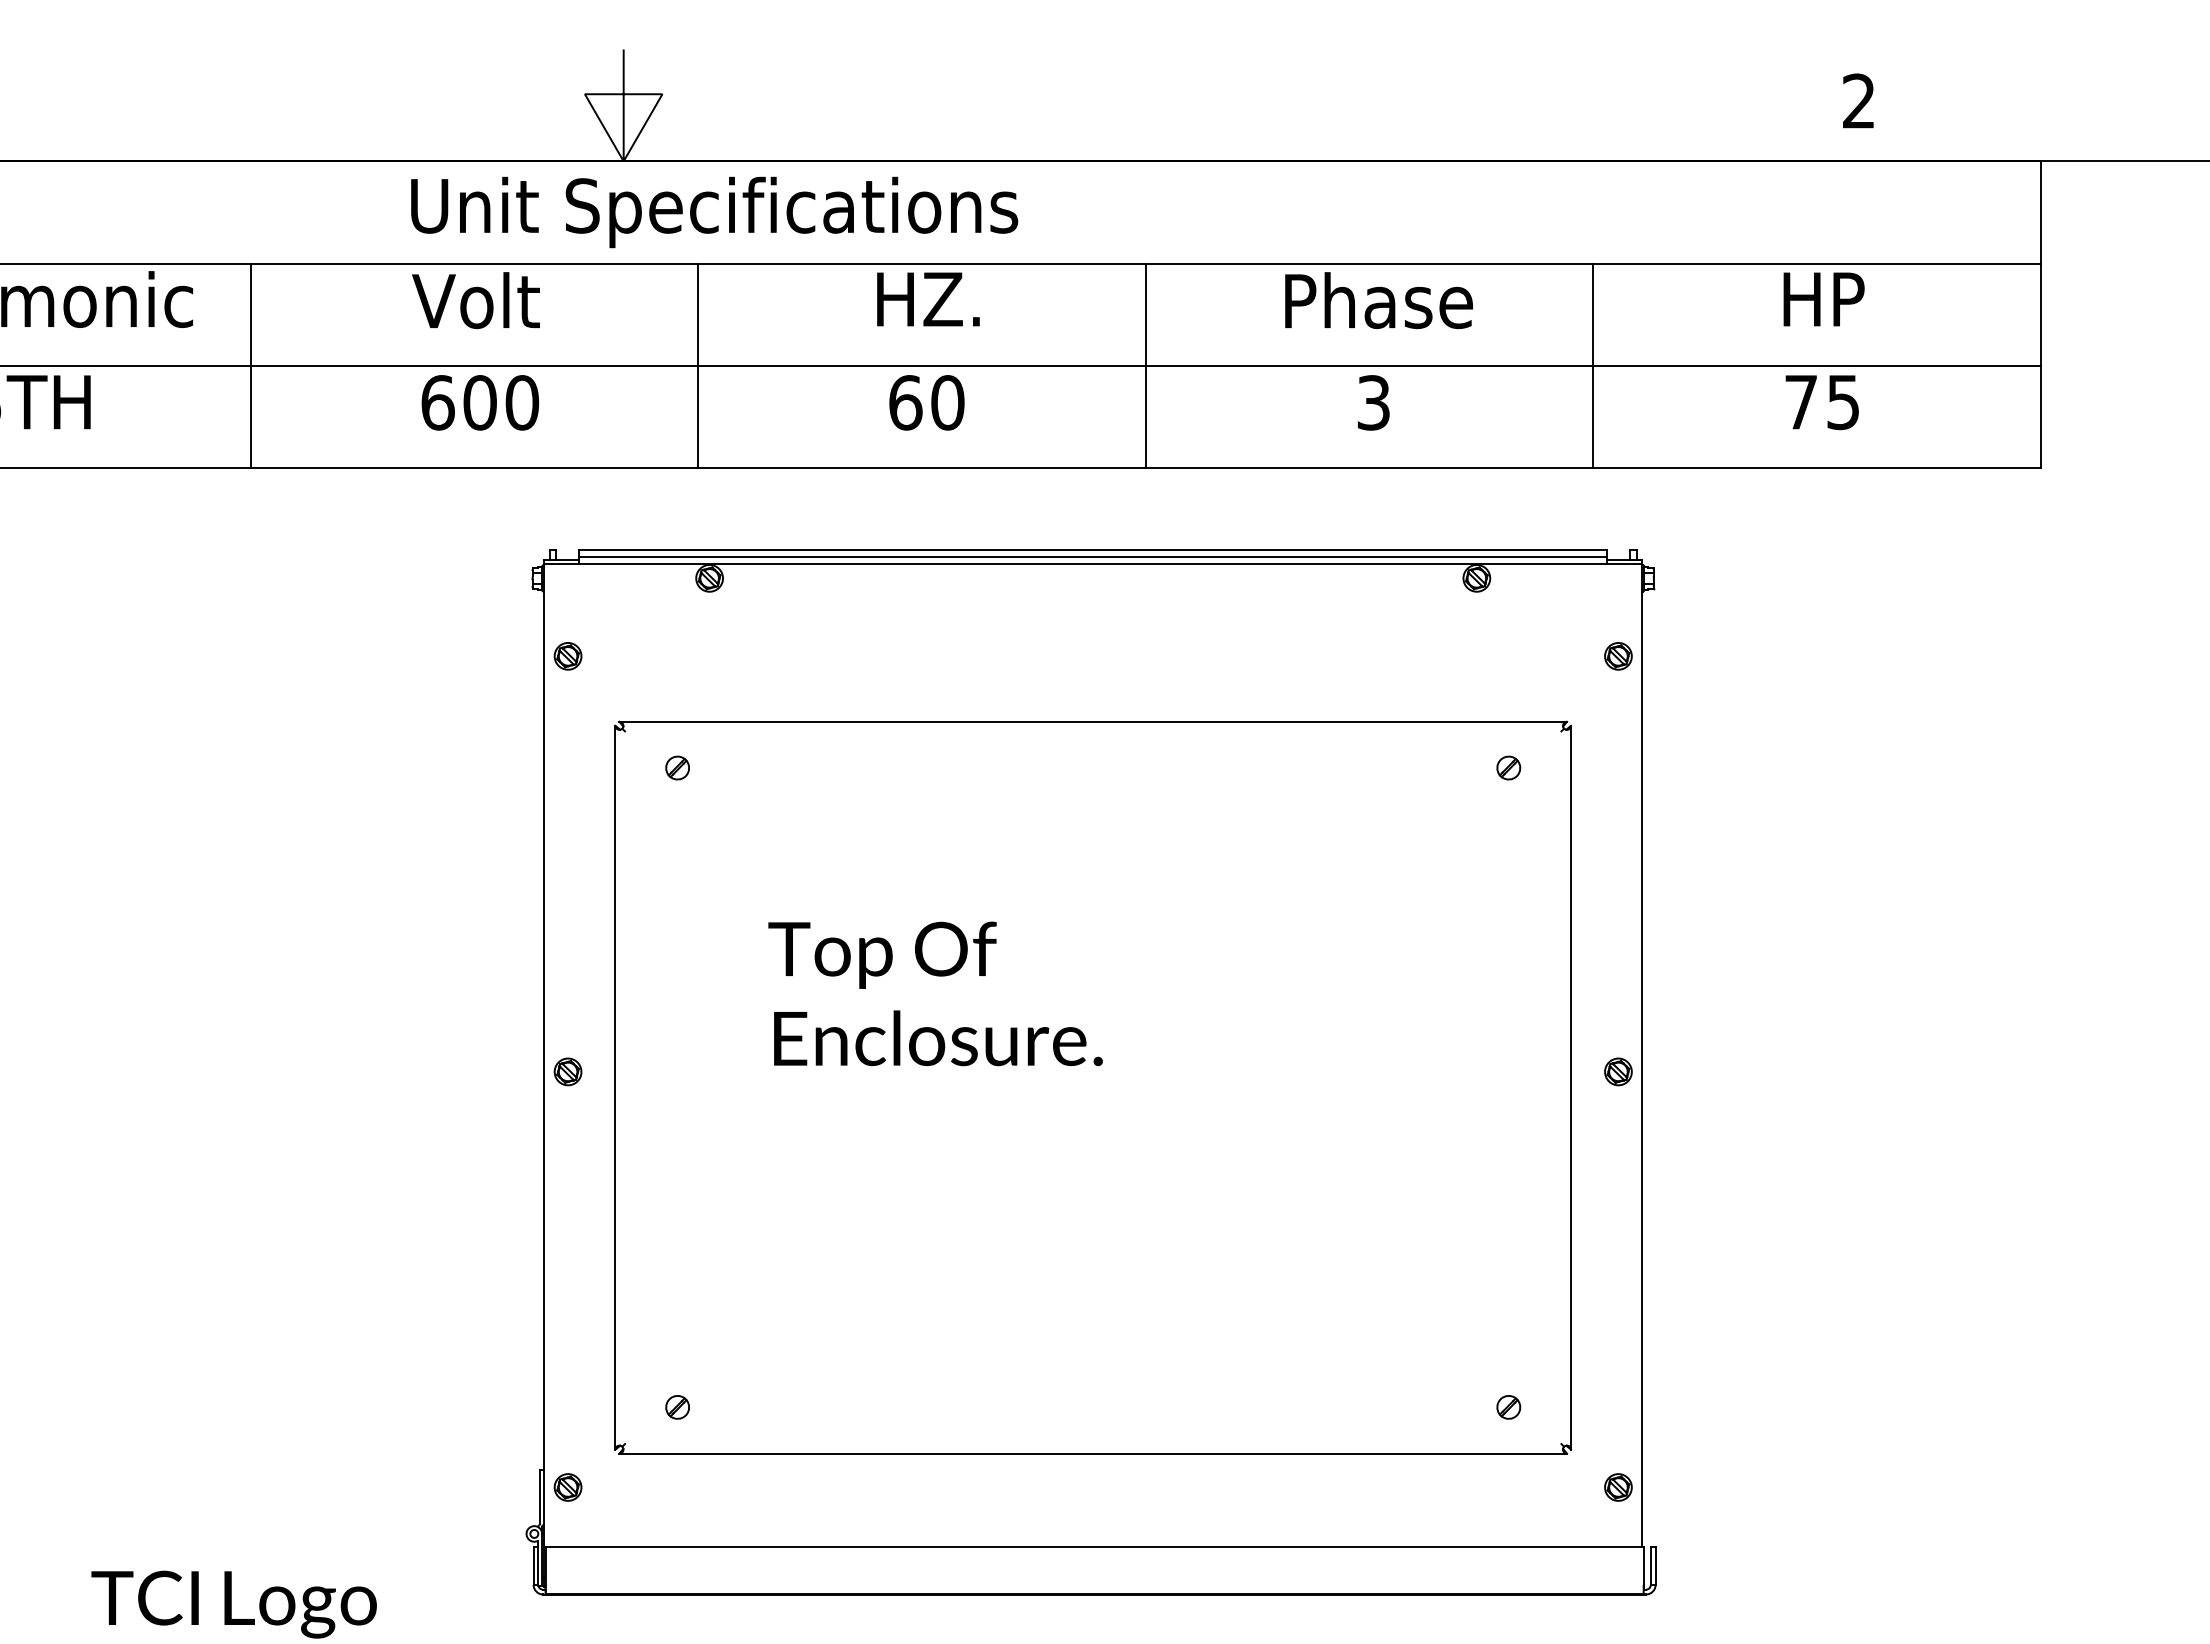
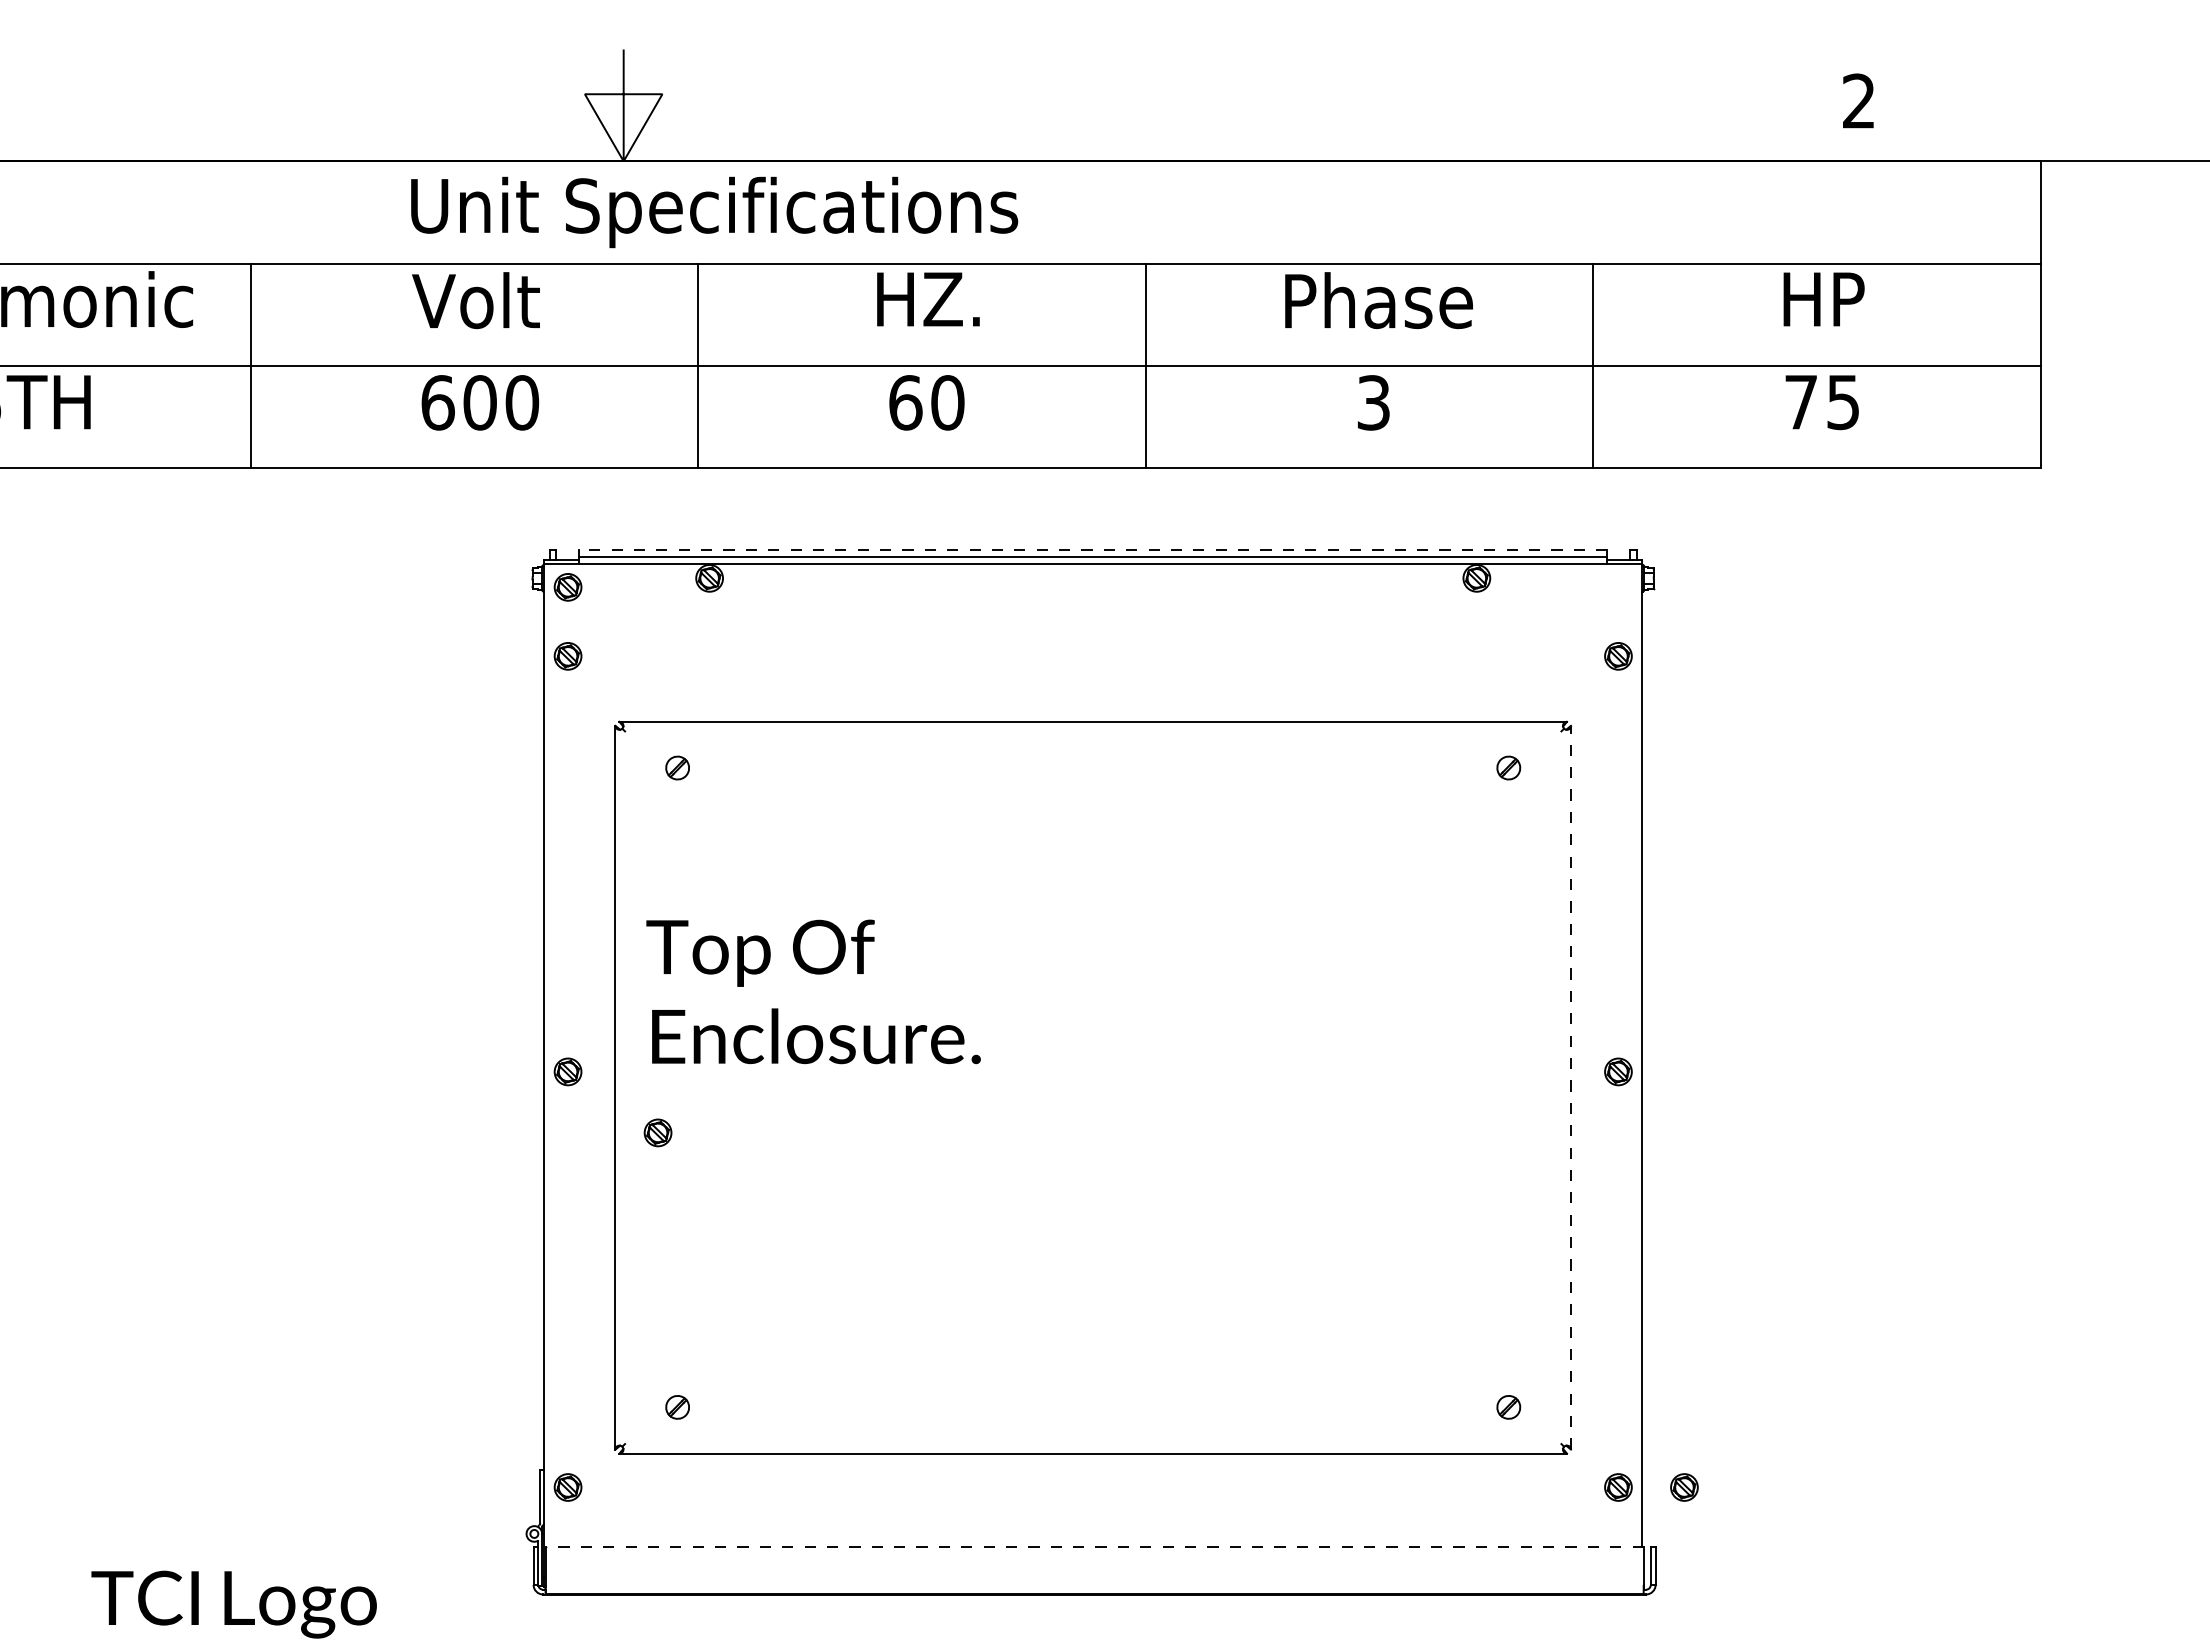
line: solid -> dashed (1092, 550)
part: none -> present (567, 587)
text position: (935, 993) -> (813, 991) (813, 991)
line: solid -> dashed (1570, 1087)
part: none -> present (657, 1132)
part: none -> present (1684, 1487)
line: solid -> dashed (1094, 1546)
